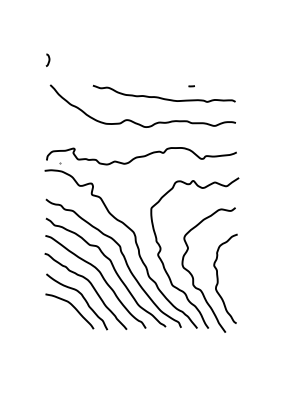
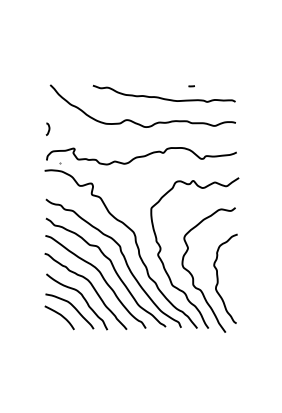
curve position: (48, 59) -> (48, 128) (48, 128)
curve: none -> present (59, 315)
